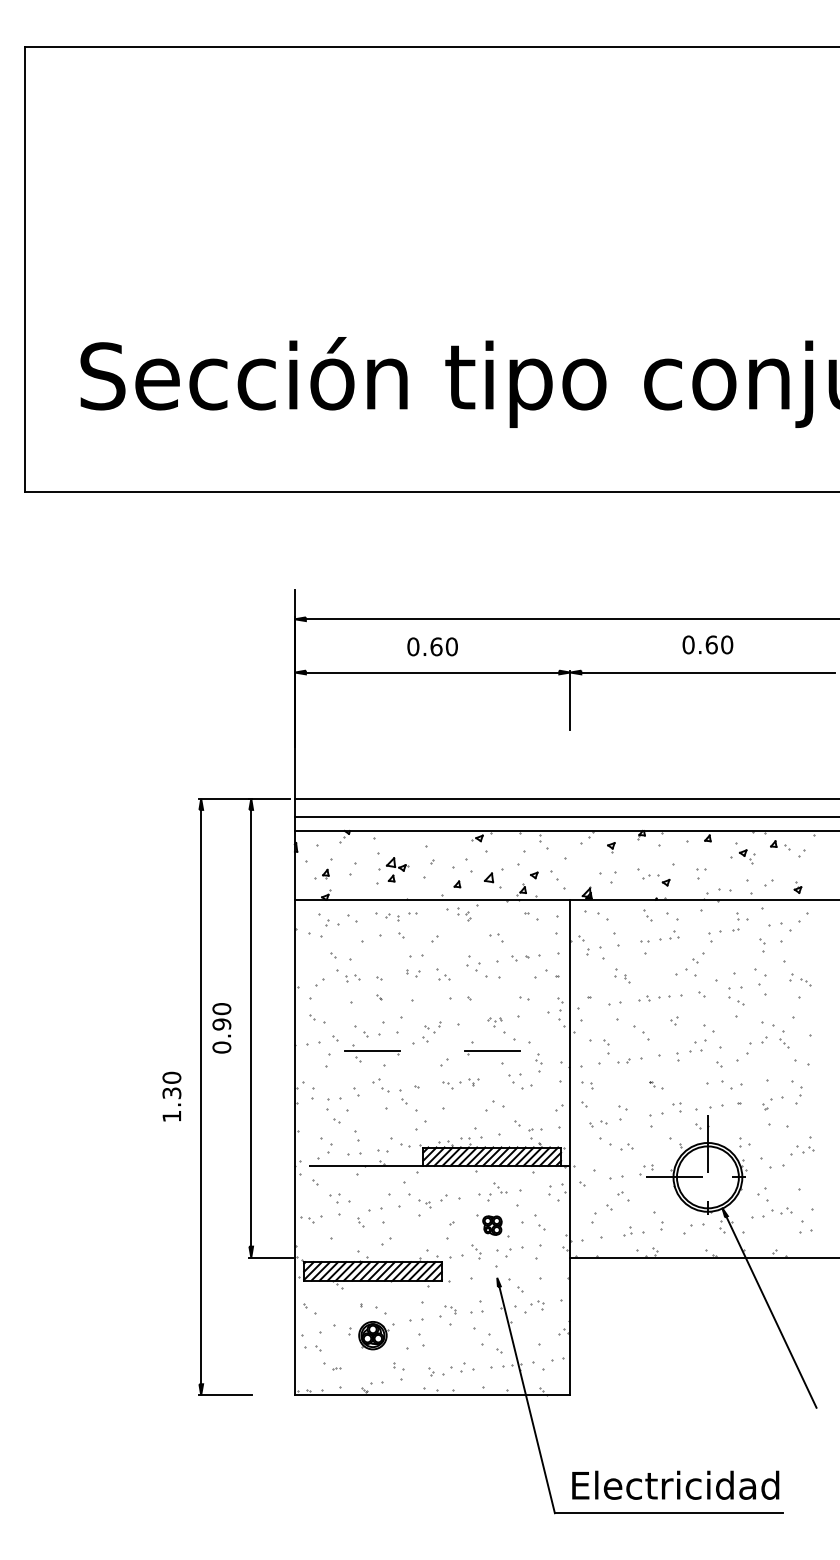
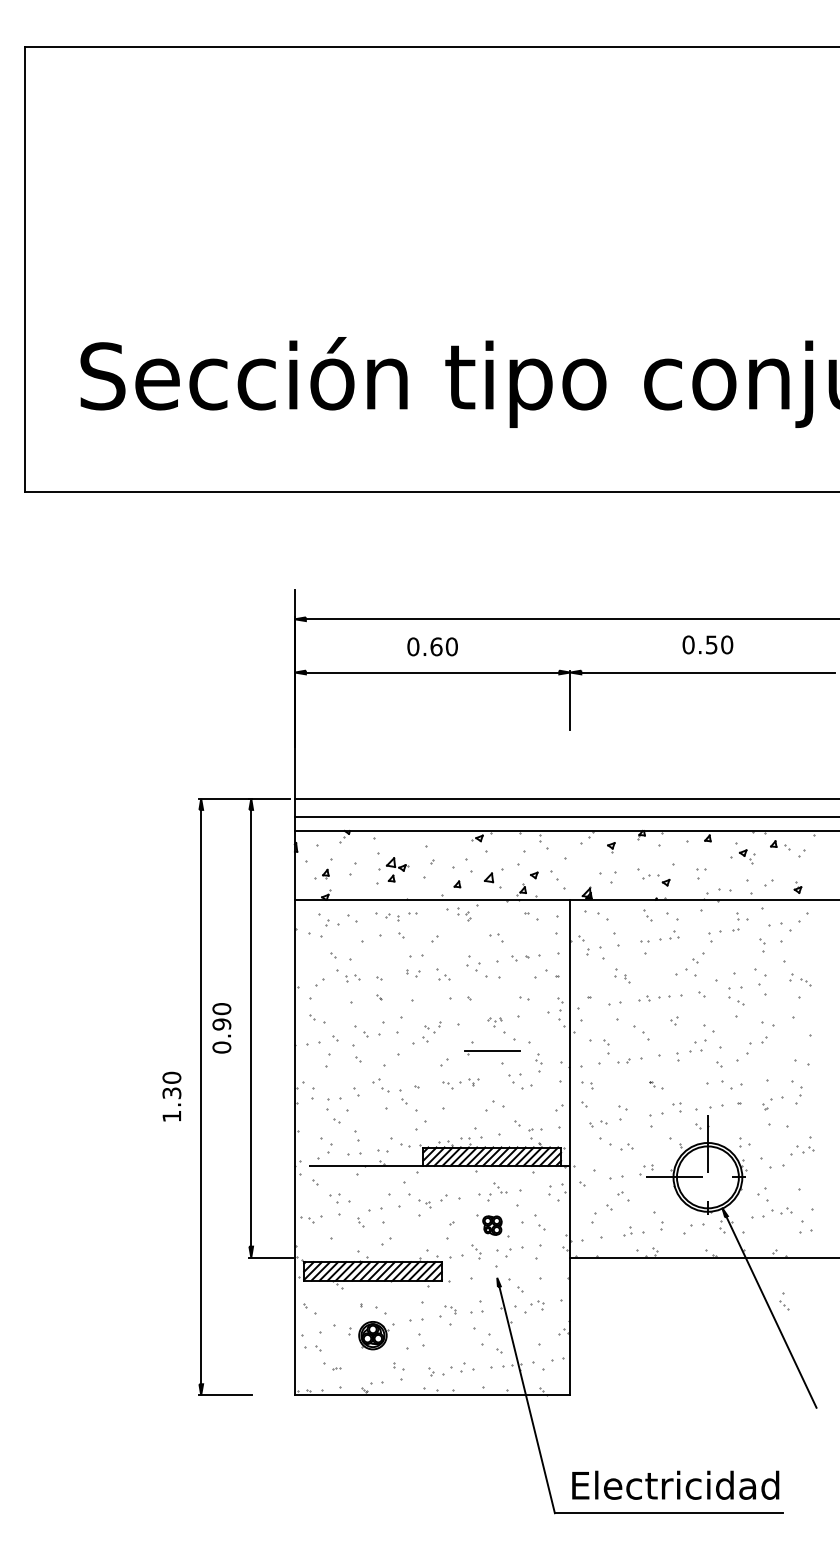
text: 0.60 -> 0.50 (711, 644)
part position: (784, 1039) -> (784, 1301) (784, 1301)
line: present -> none (372, 1051)
